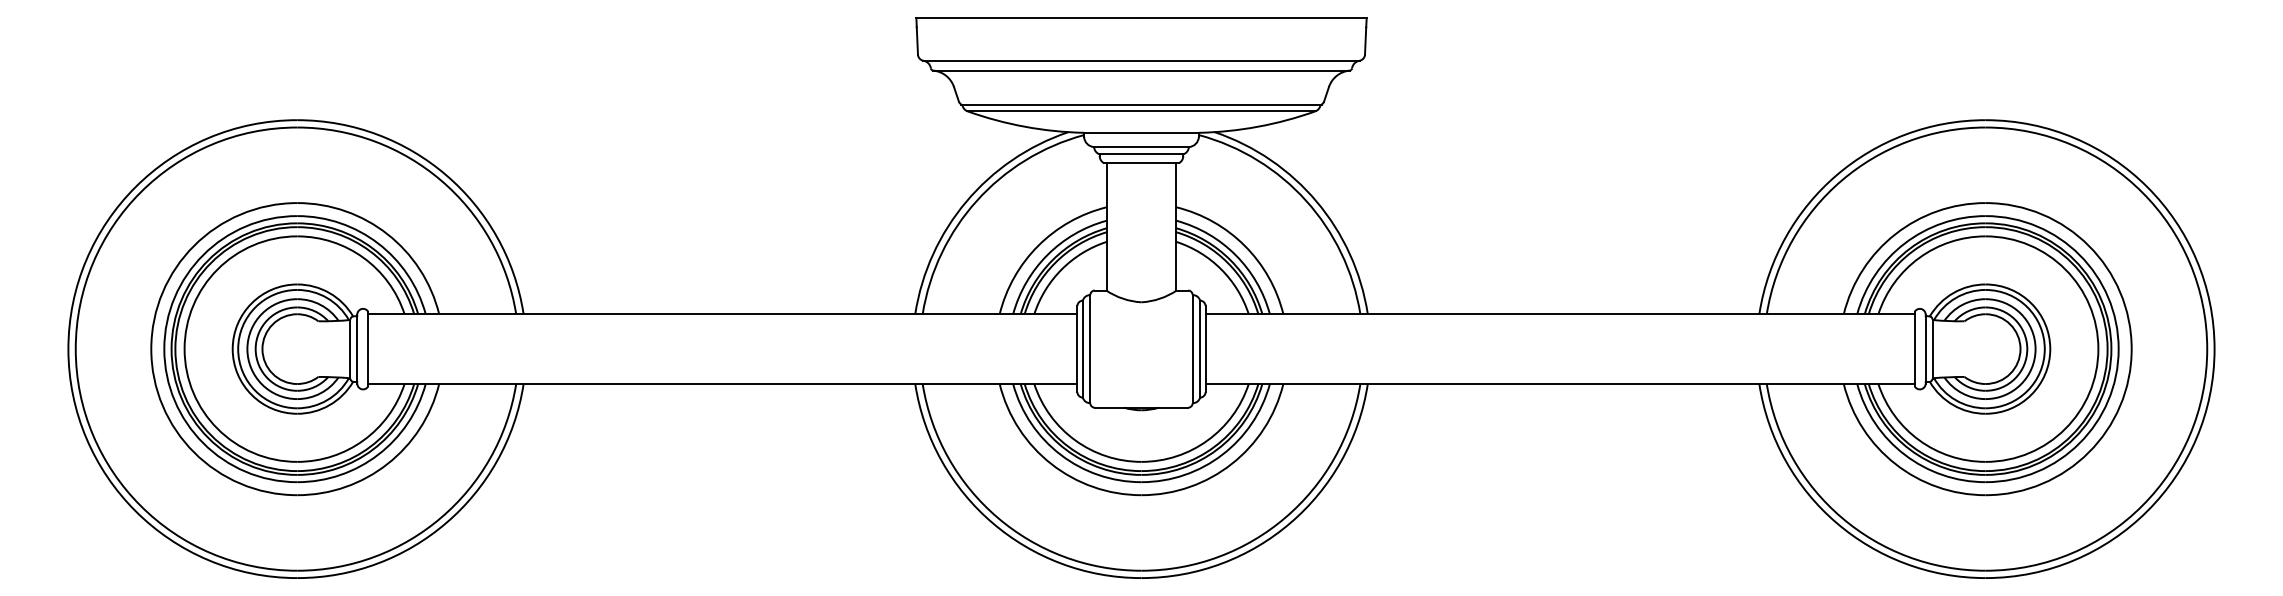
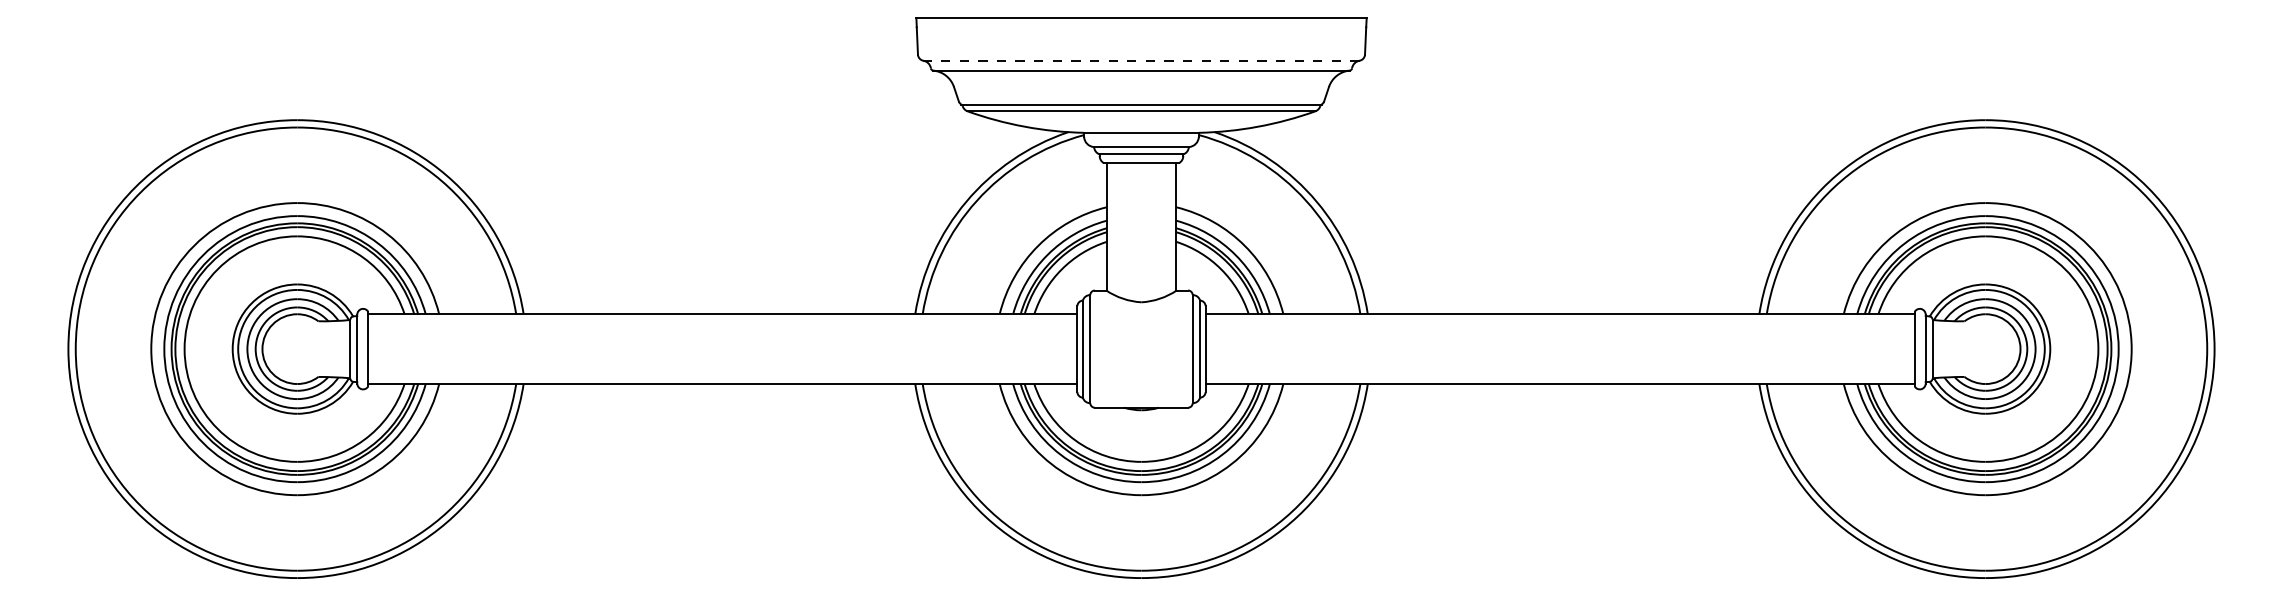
line: solid -> dashed (1140, 60)
